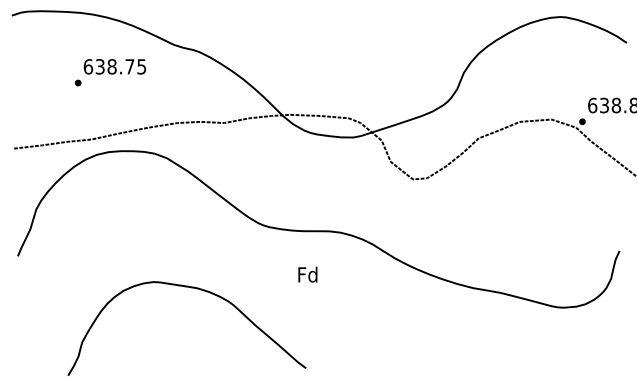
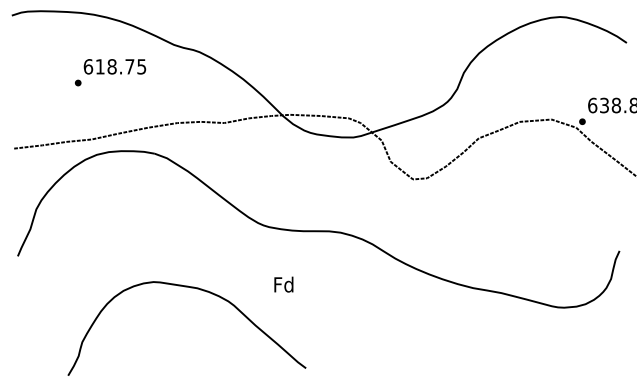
text: 638.75 -> 618.75 (99, 66)
text position: (307, 274) -> (283, 284) (283, 284)
